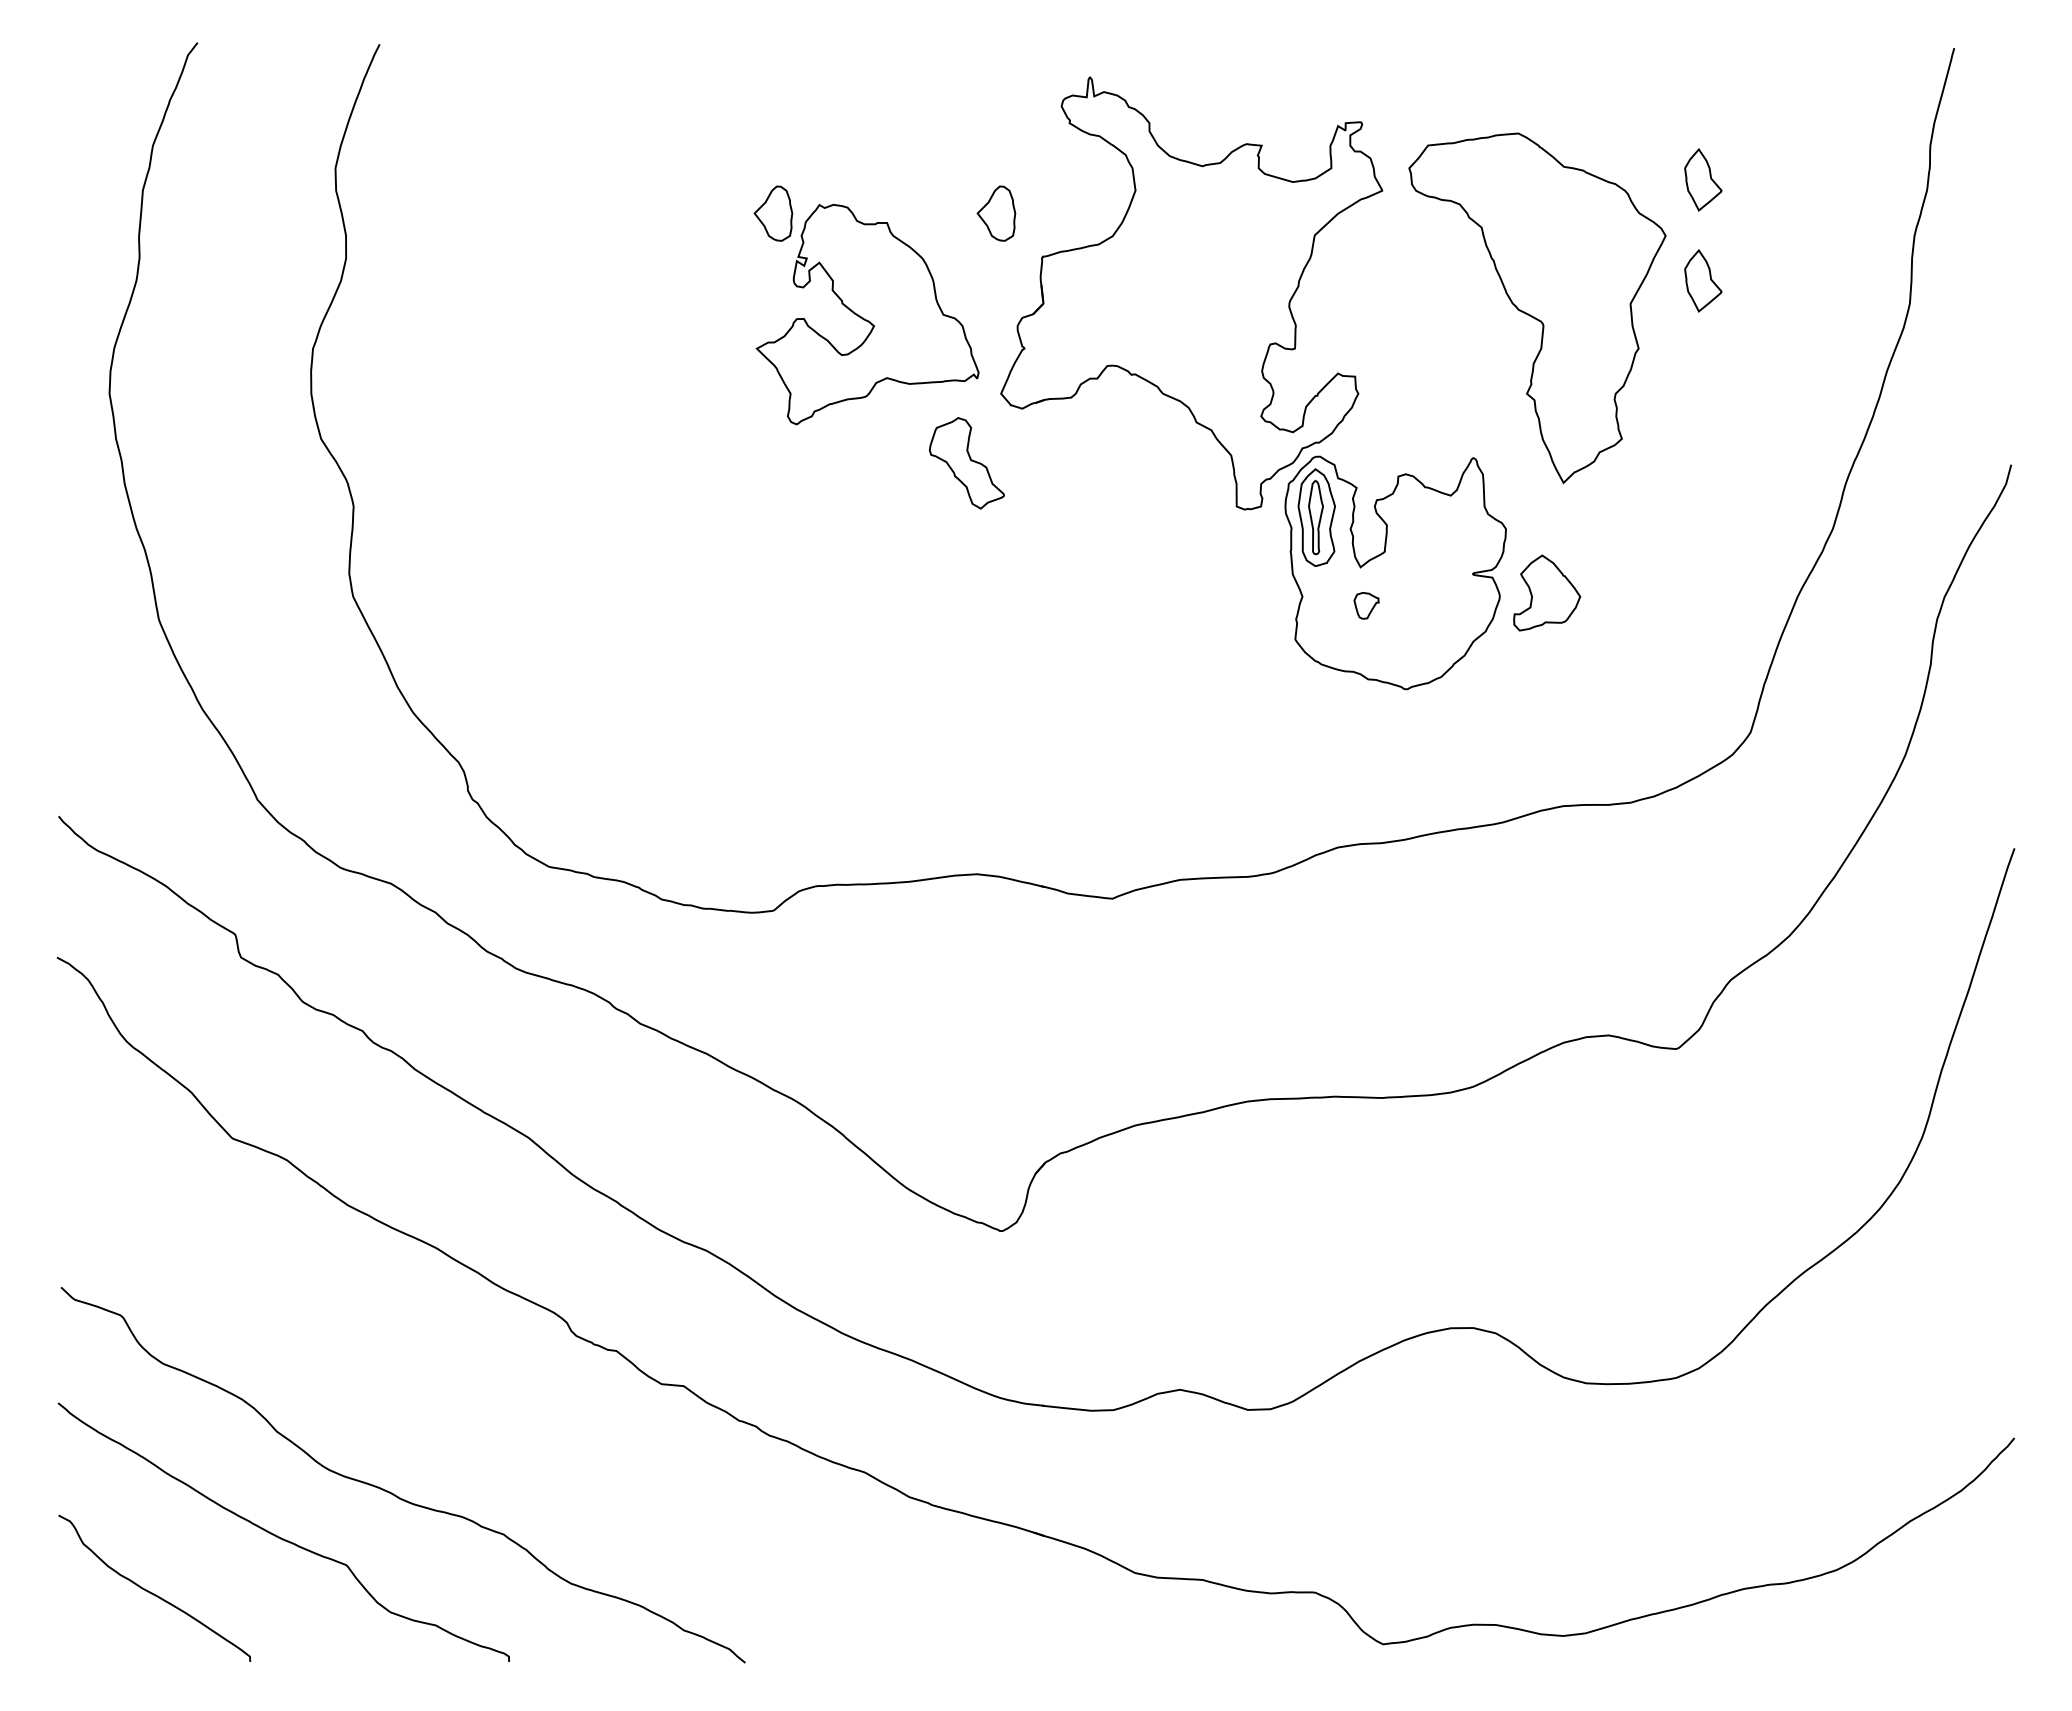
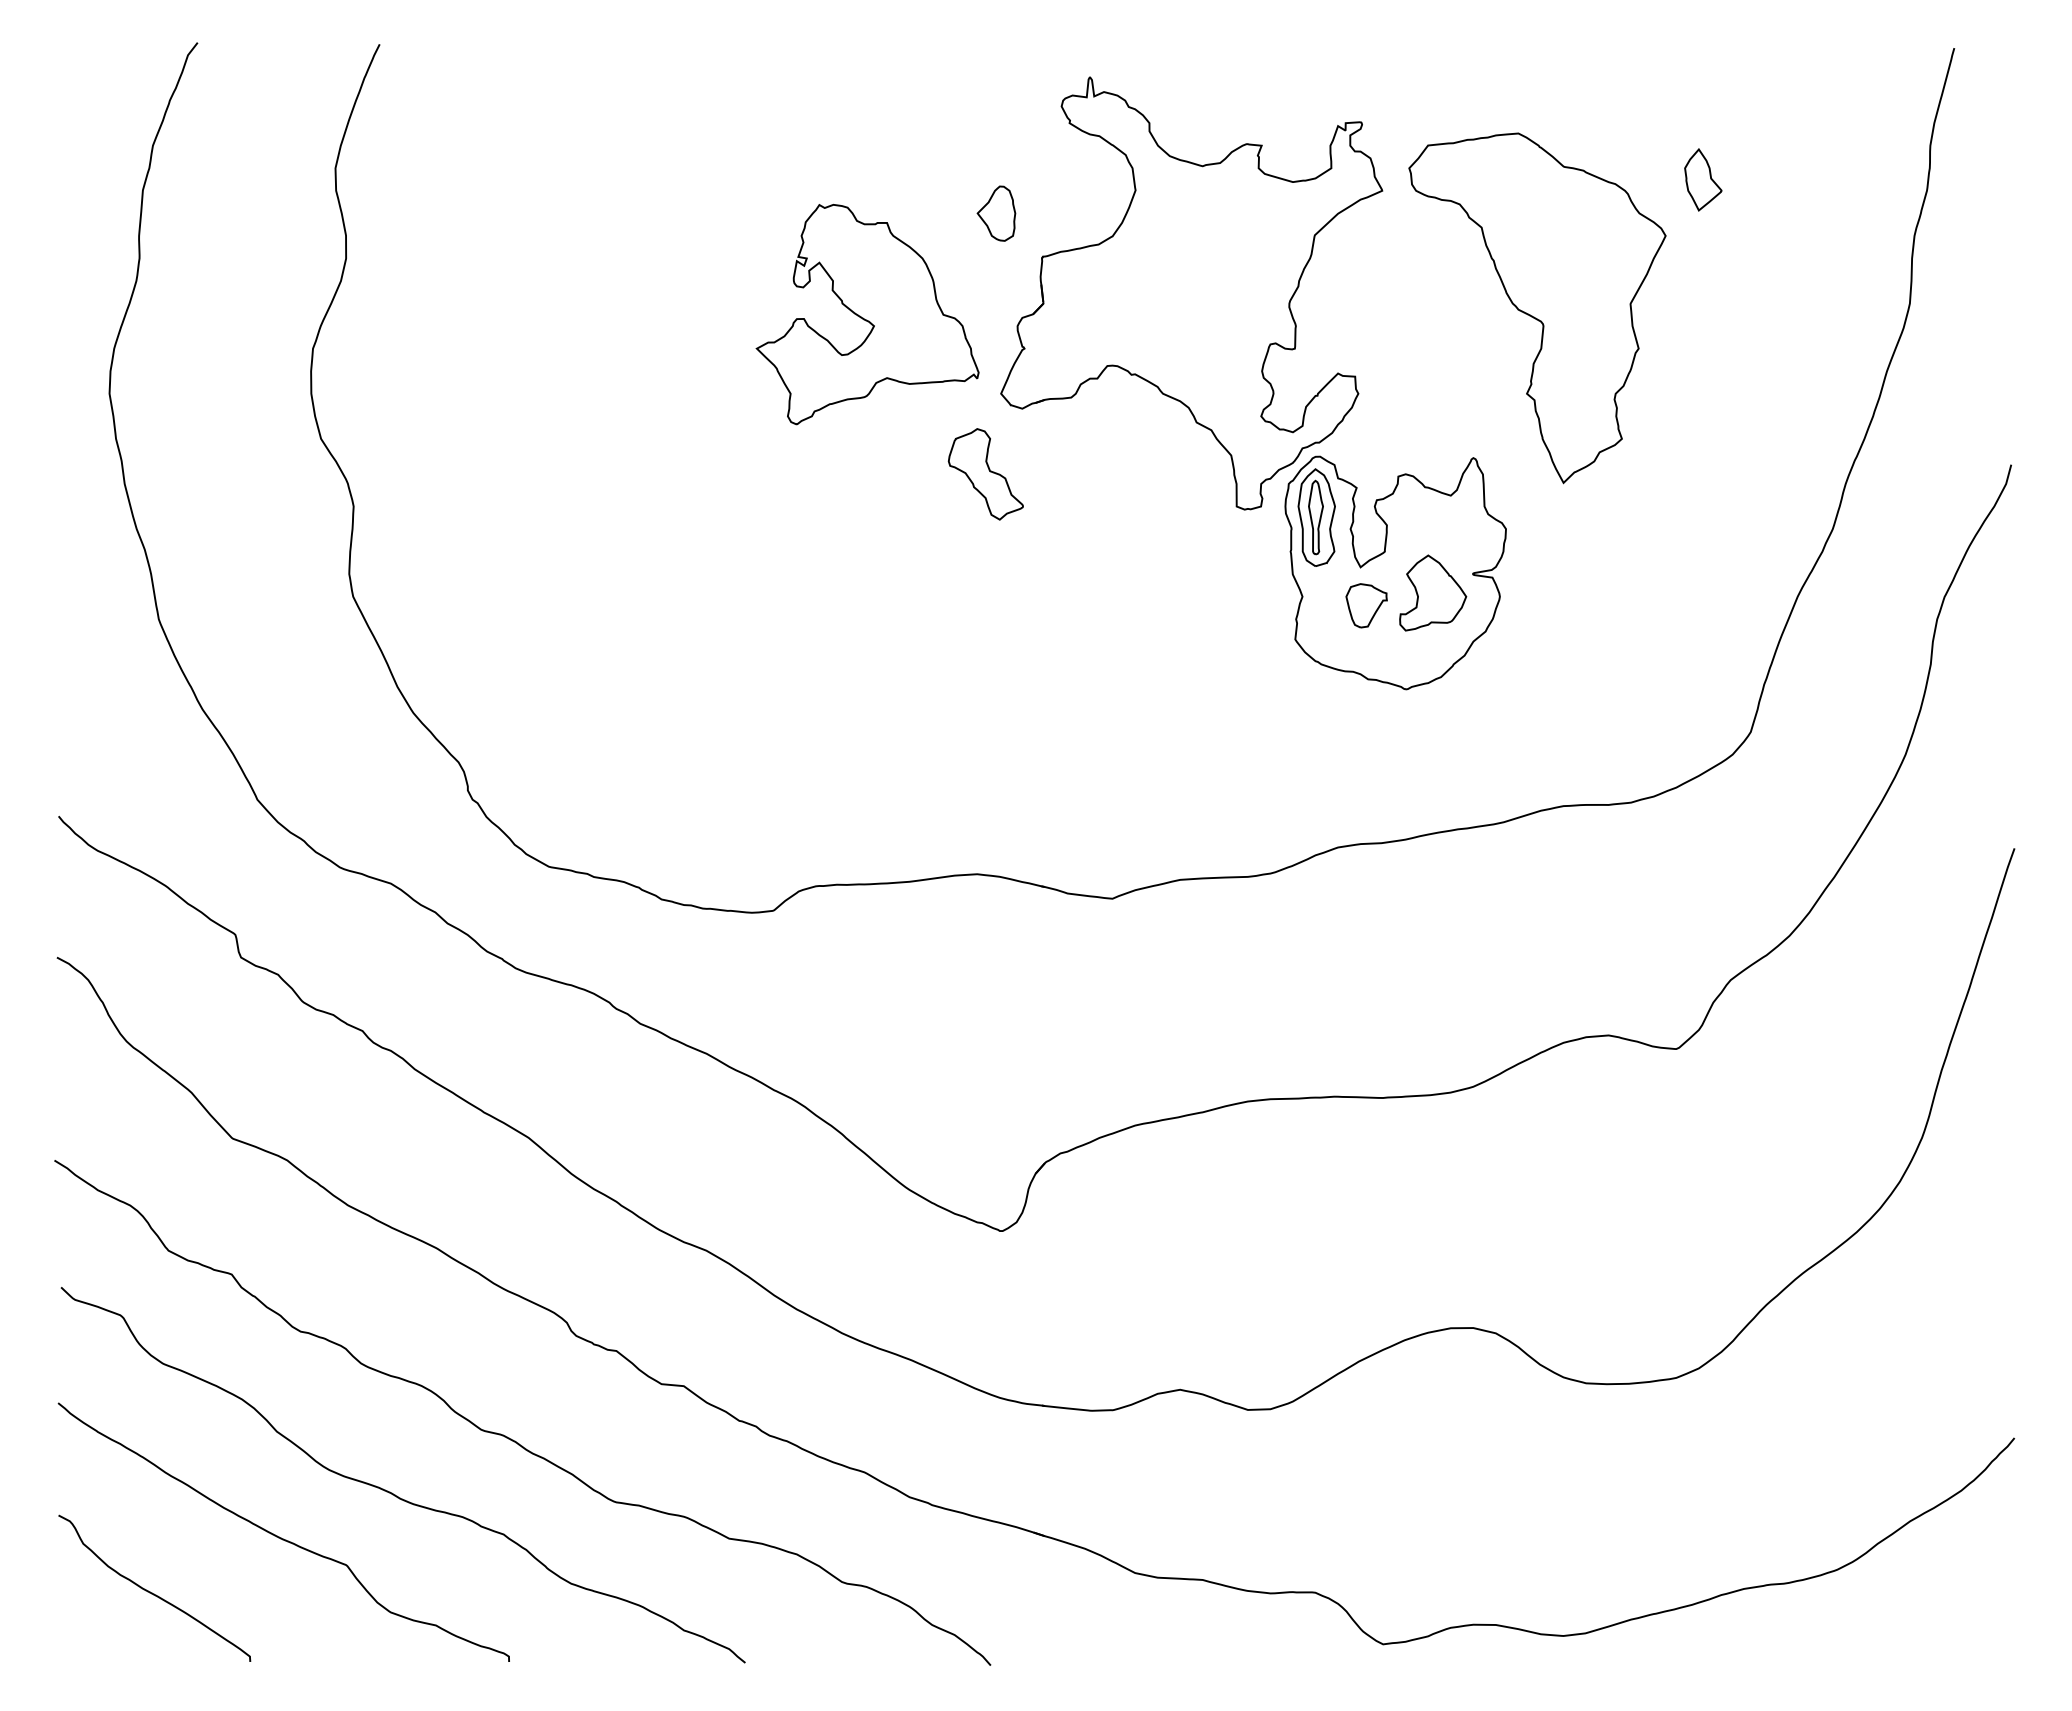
part: present -> none (773, 213)
part: present -> none (1703, 280)
part position: (966, 463) -> (985, 474) (985, 474)
part position: (1547, 592) -> (1433, 592) (1433, 592)
part size: 27x28 px -> 43x46 px (1366, 605)
curve: none -> present (509, 1437)
